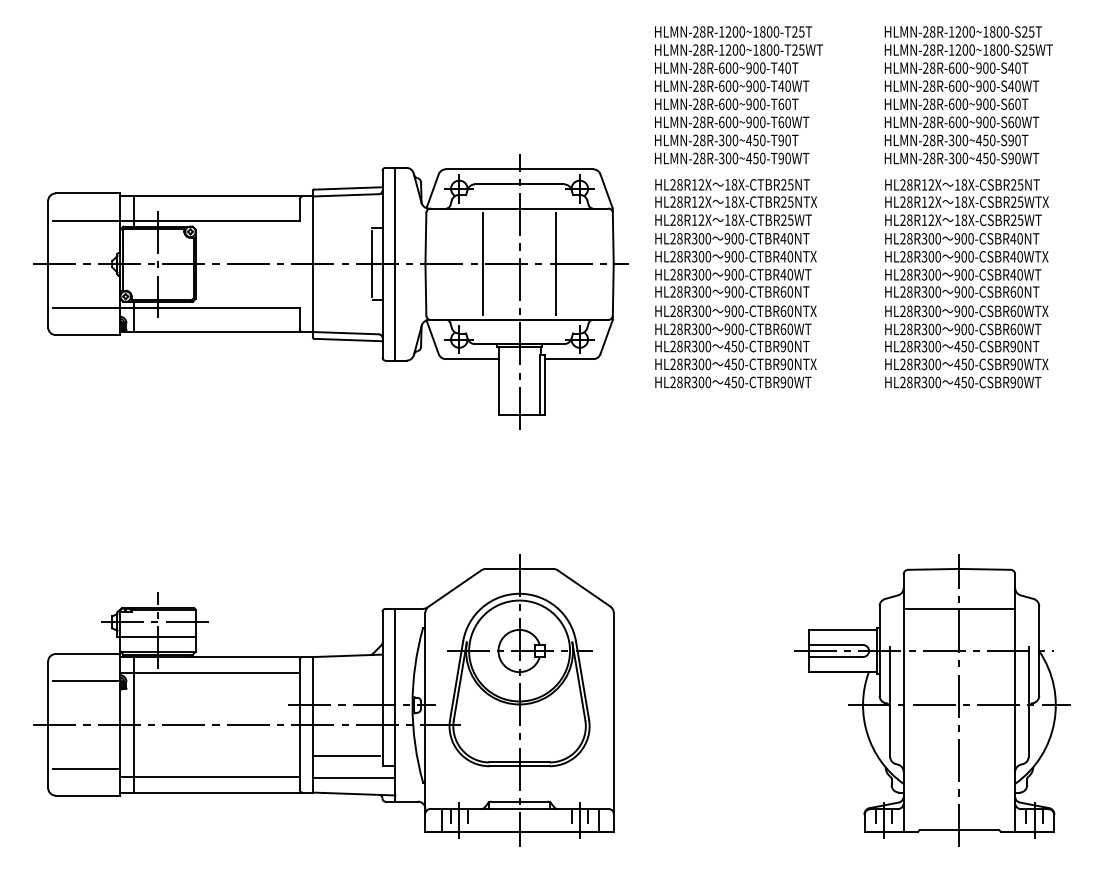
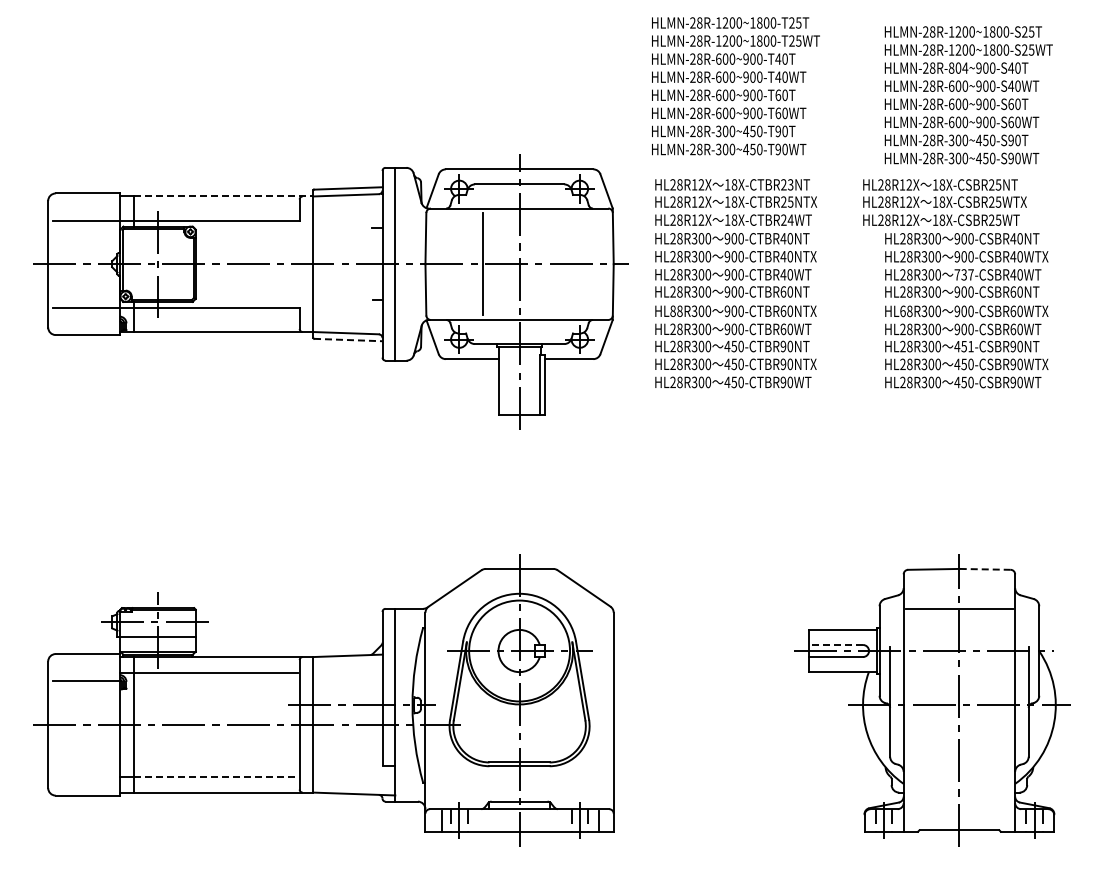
text: HLMN-28R-600~900-S40T -> HLMN-28R-804~900-S40T (958, 67)
text position: (738, 95) -> (735, 86) (735, 86)
text: 18X-CTBR25NT -> 18X-CTBR23NT (790, 184)
line: solid -> dashed (223, 196)
text position: (966, 202) -> (944, 202) (944, 202)
text: 18X-CTBR25WT -> 18X-CTBR24WT (790, 219)
line: present -> none (371, 264)
line: present -> none (555, 264)
text: 900-CSBR40WT -> 737-CSBR40WT (963, 274)
text: HL28R300 -> HL88R300 (672, 311)
text: HL28R300 -> HL68R300 (902, 311)
line: solid -> dashed (348, 340)
text: 450-CSBR90NT -> 451-CSBR90NT (970, 346)
line: solid -> dashed (985, 569)
line: solid -> dashed (835, 645)
line: present -> none (346, 755)
line: present -> none (86, 768)
line: solid -> dashed (216, 776)
line: present -> none (354, 778)
